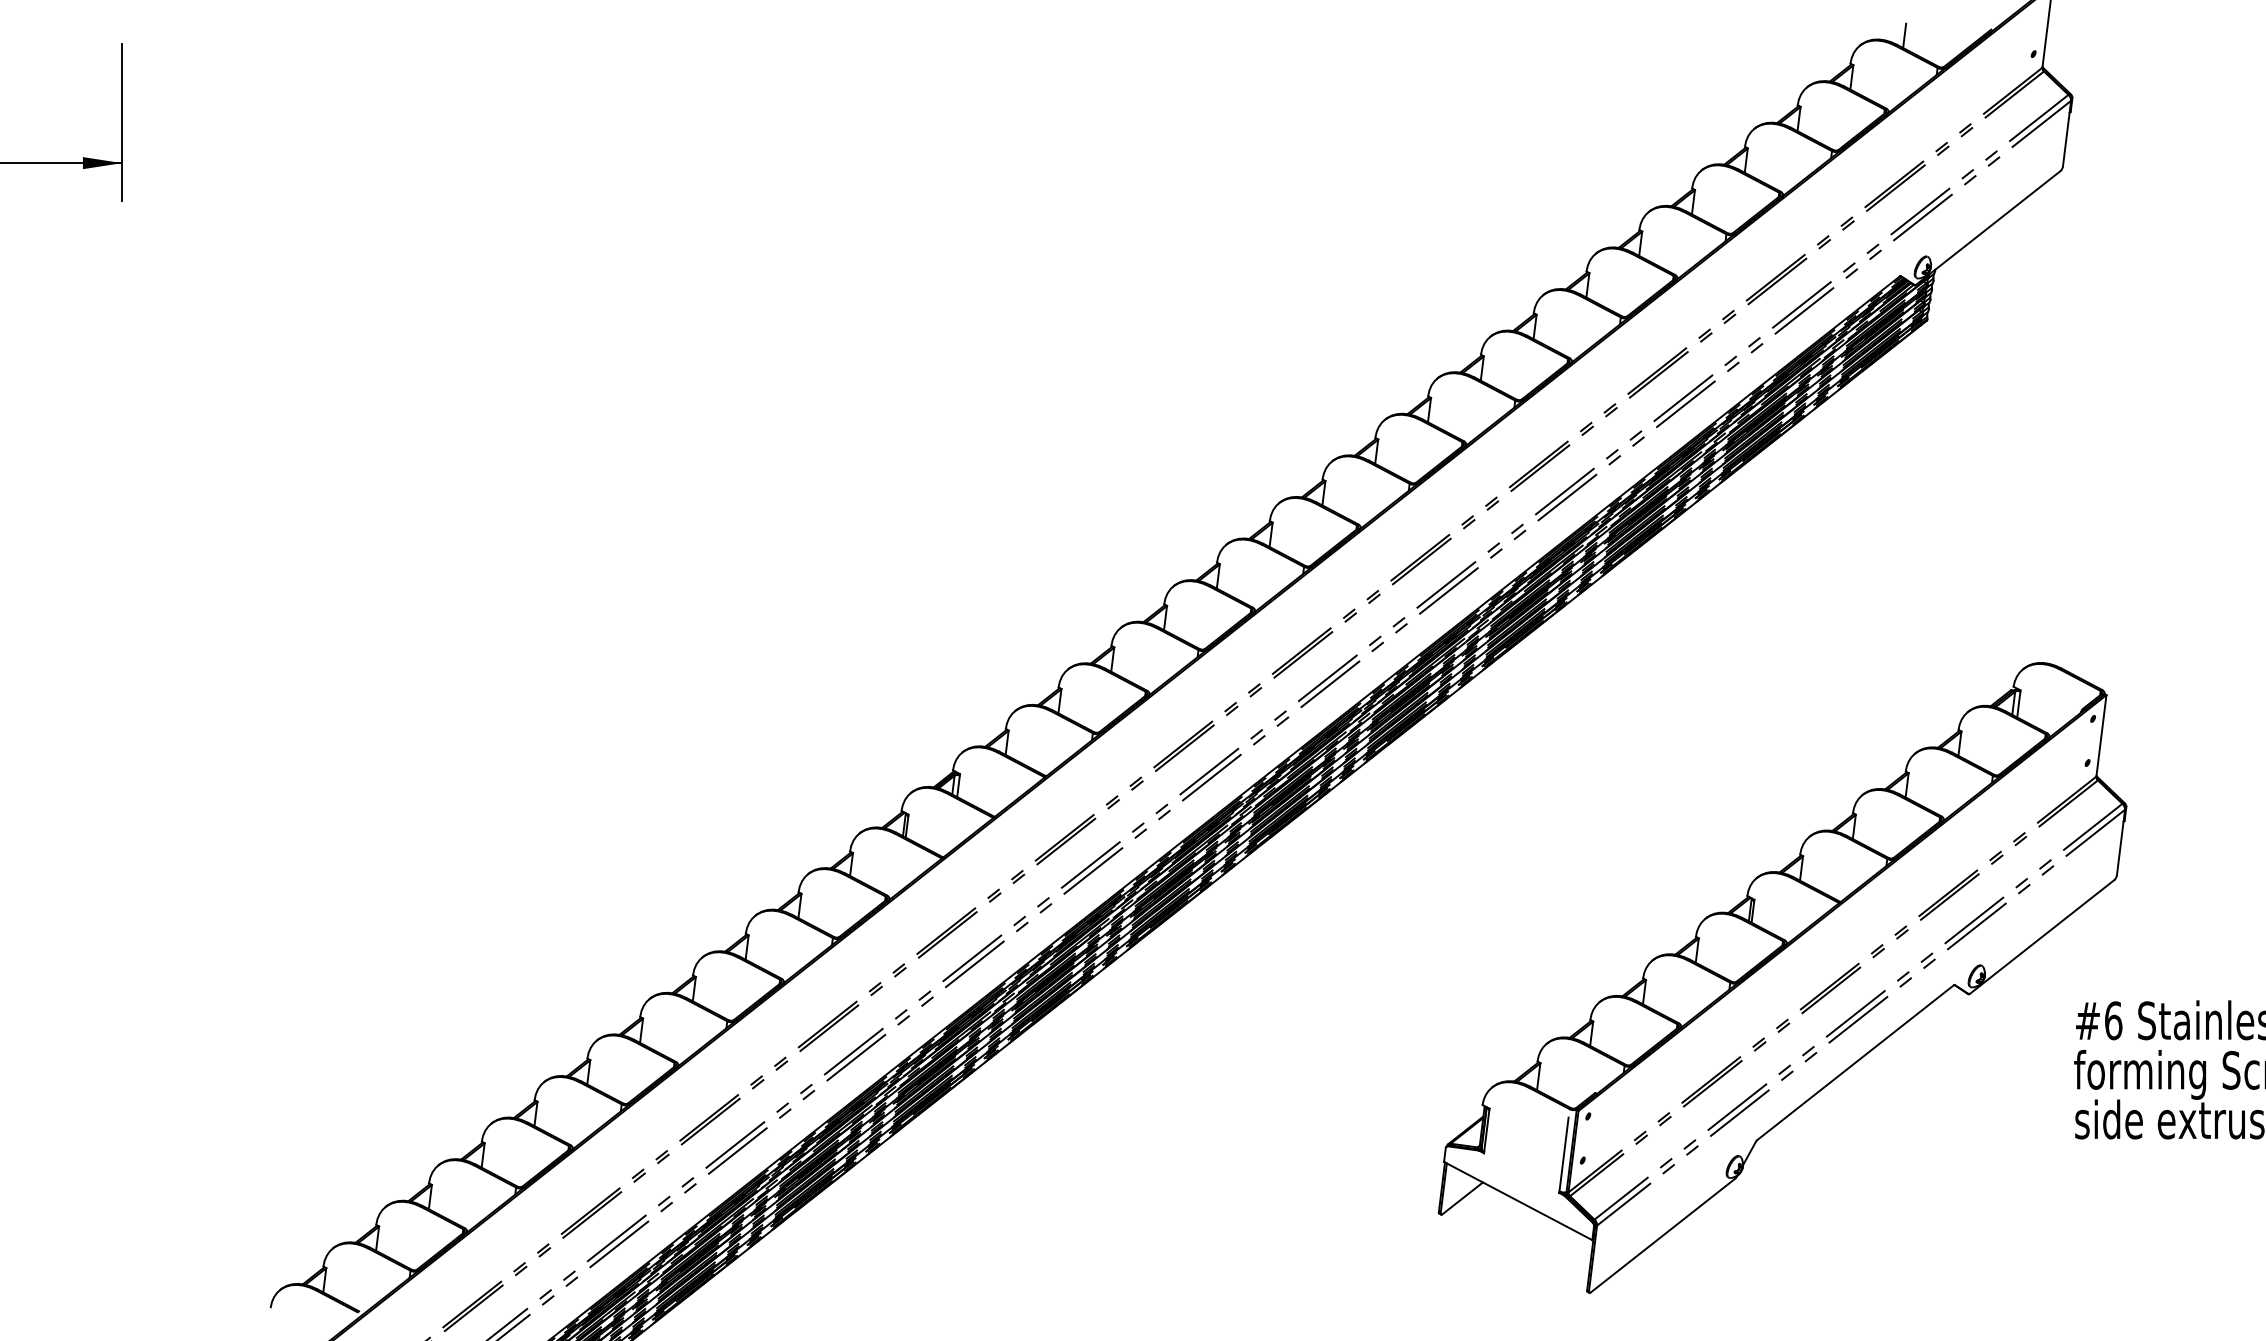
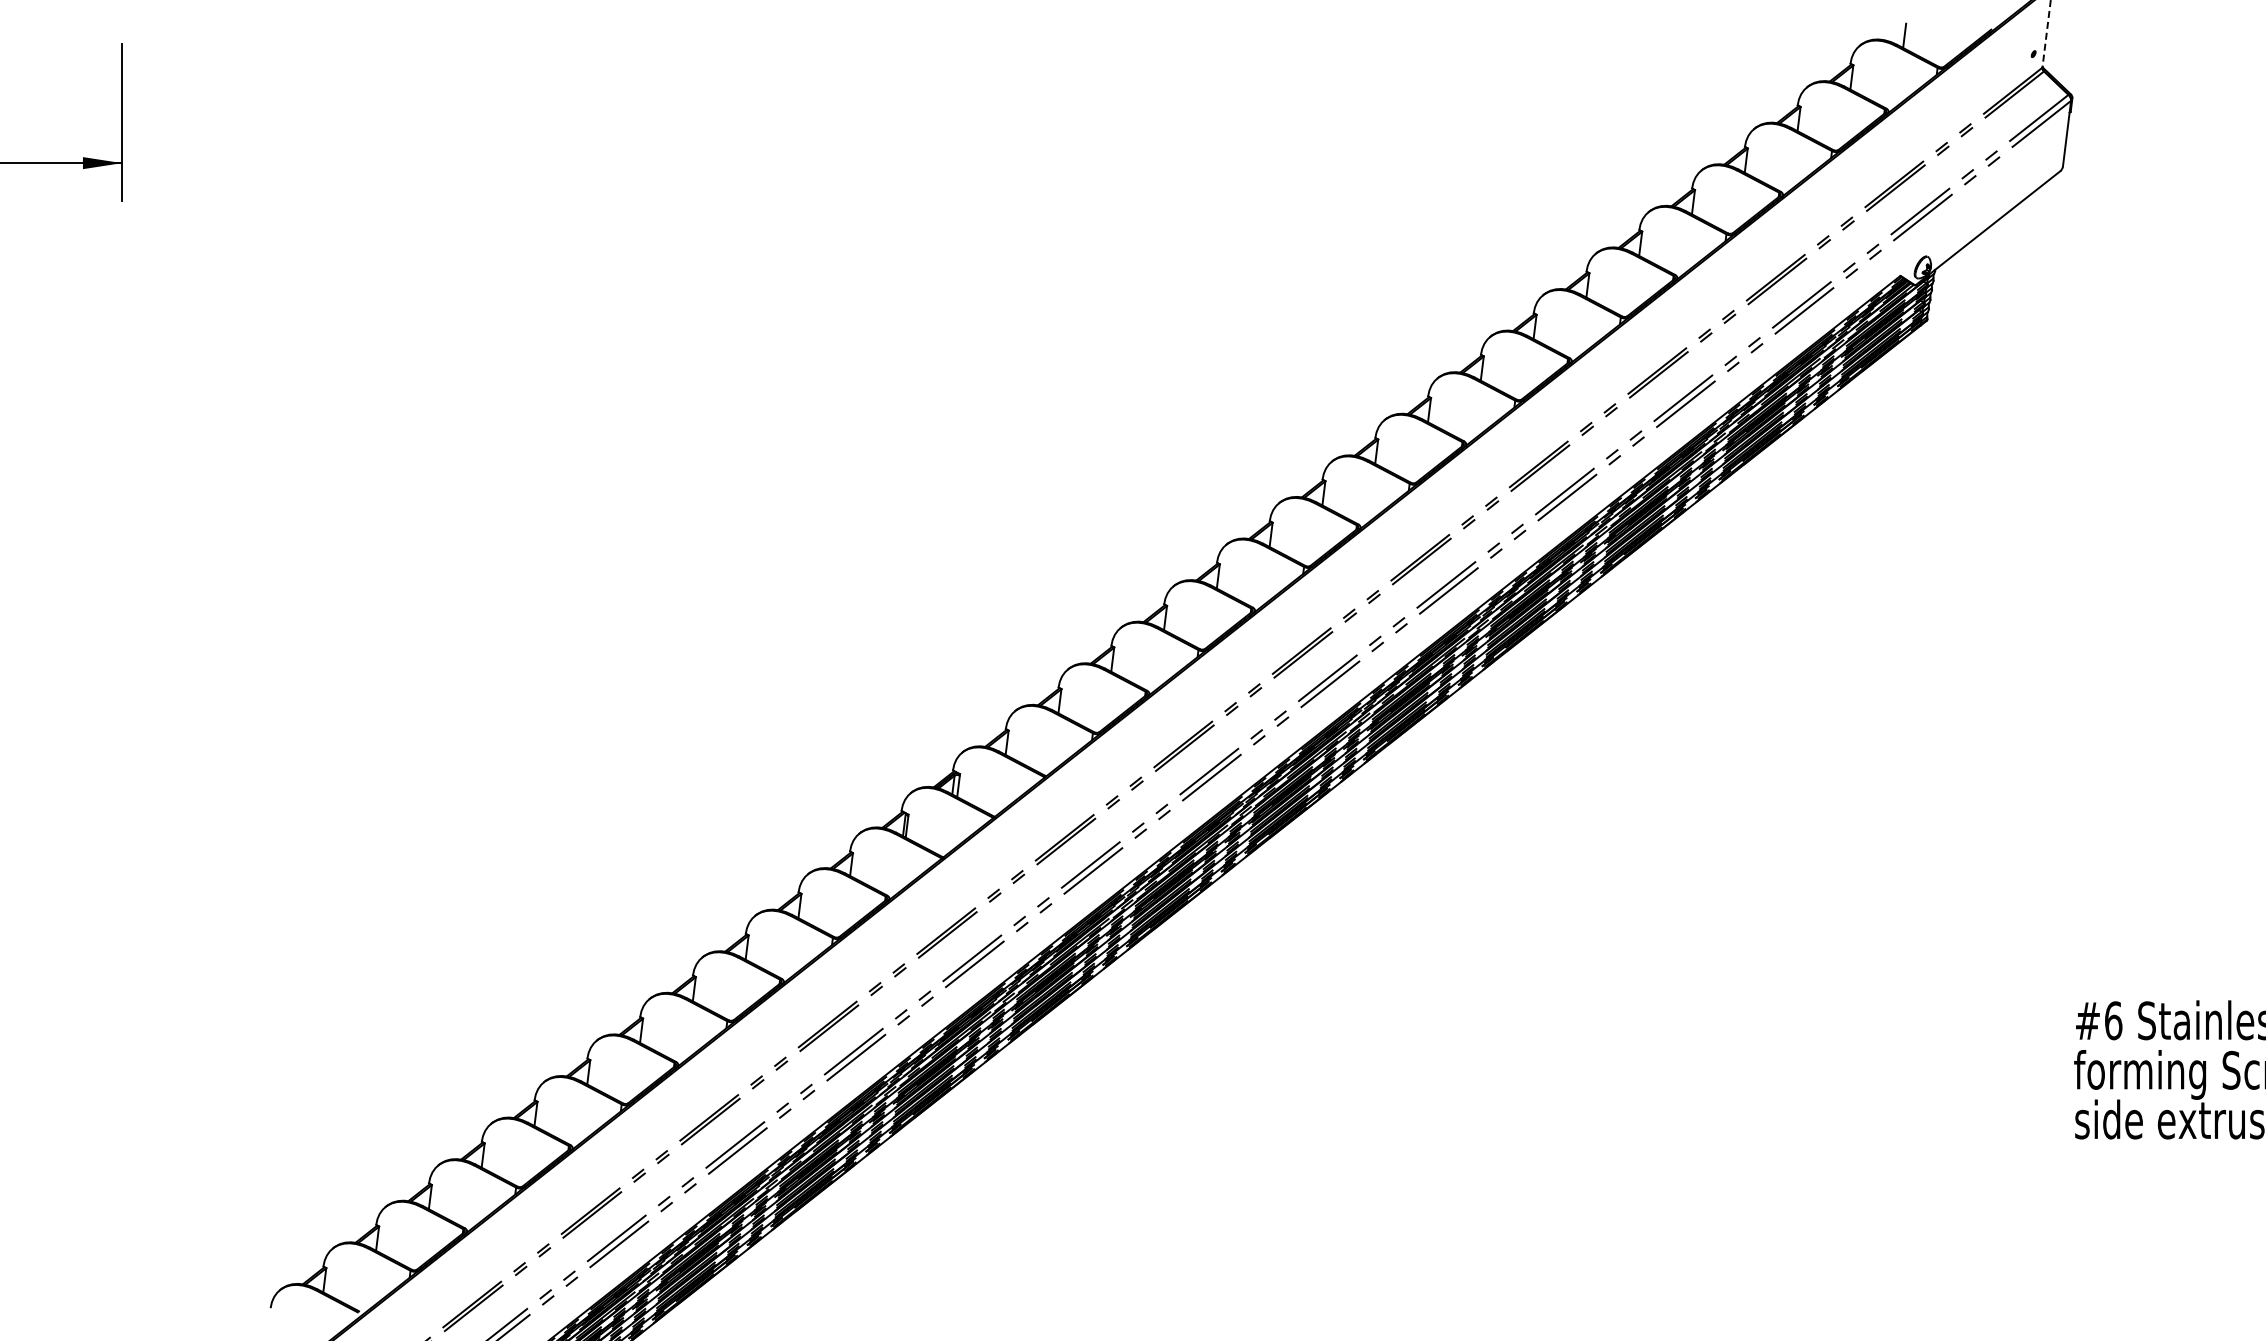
line: solid -> dashed (2046, 34)
part: present -> none (1782, 977)
